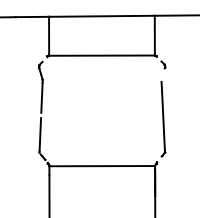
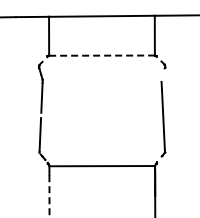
line: solid -> dashed (102, 55)
line: solid -> dashed (49, 196)
